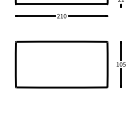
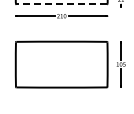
line: solid -> dashed (61, 4)
